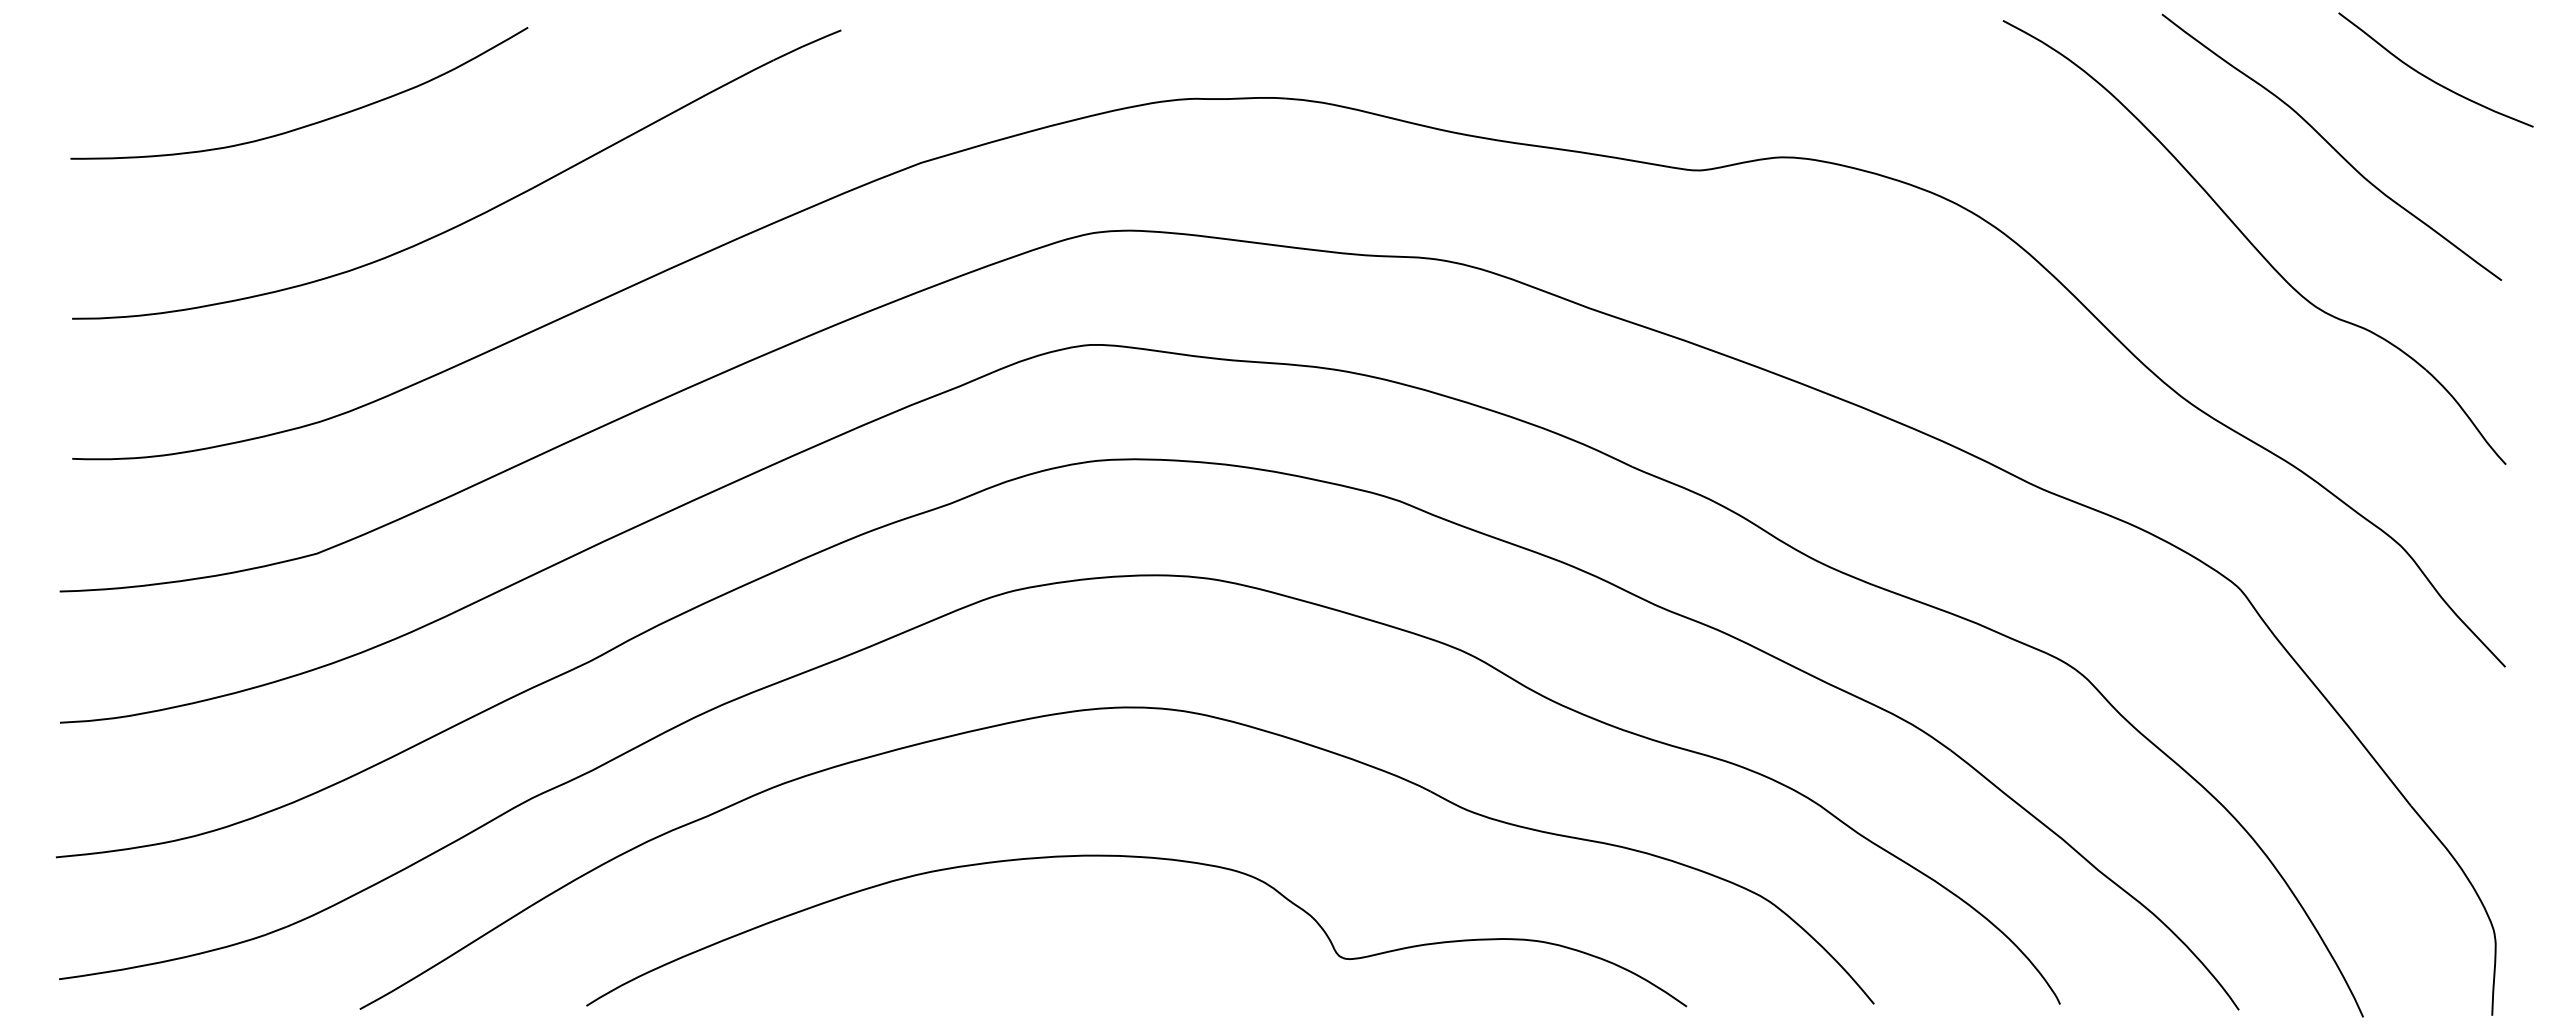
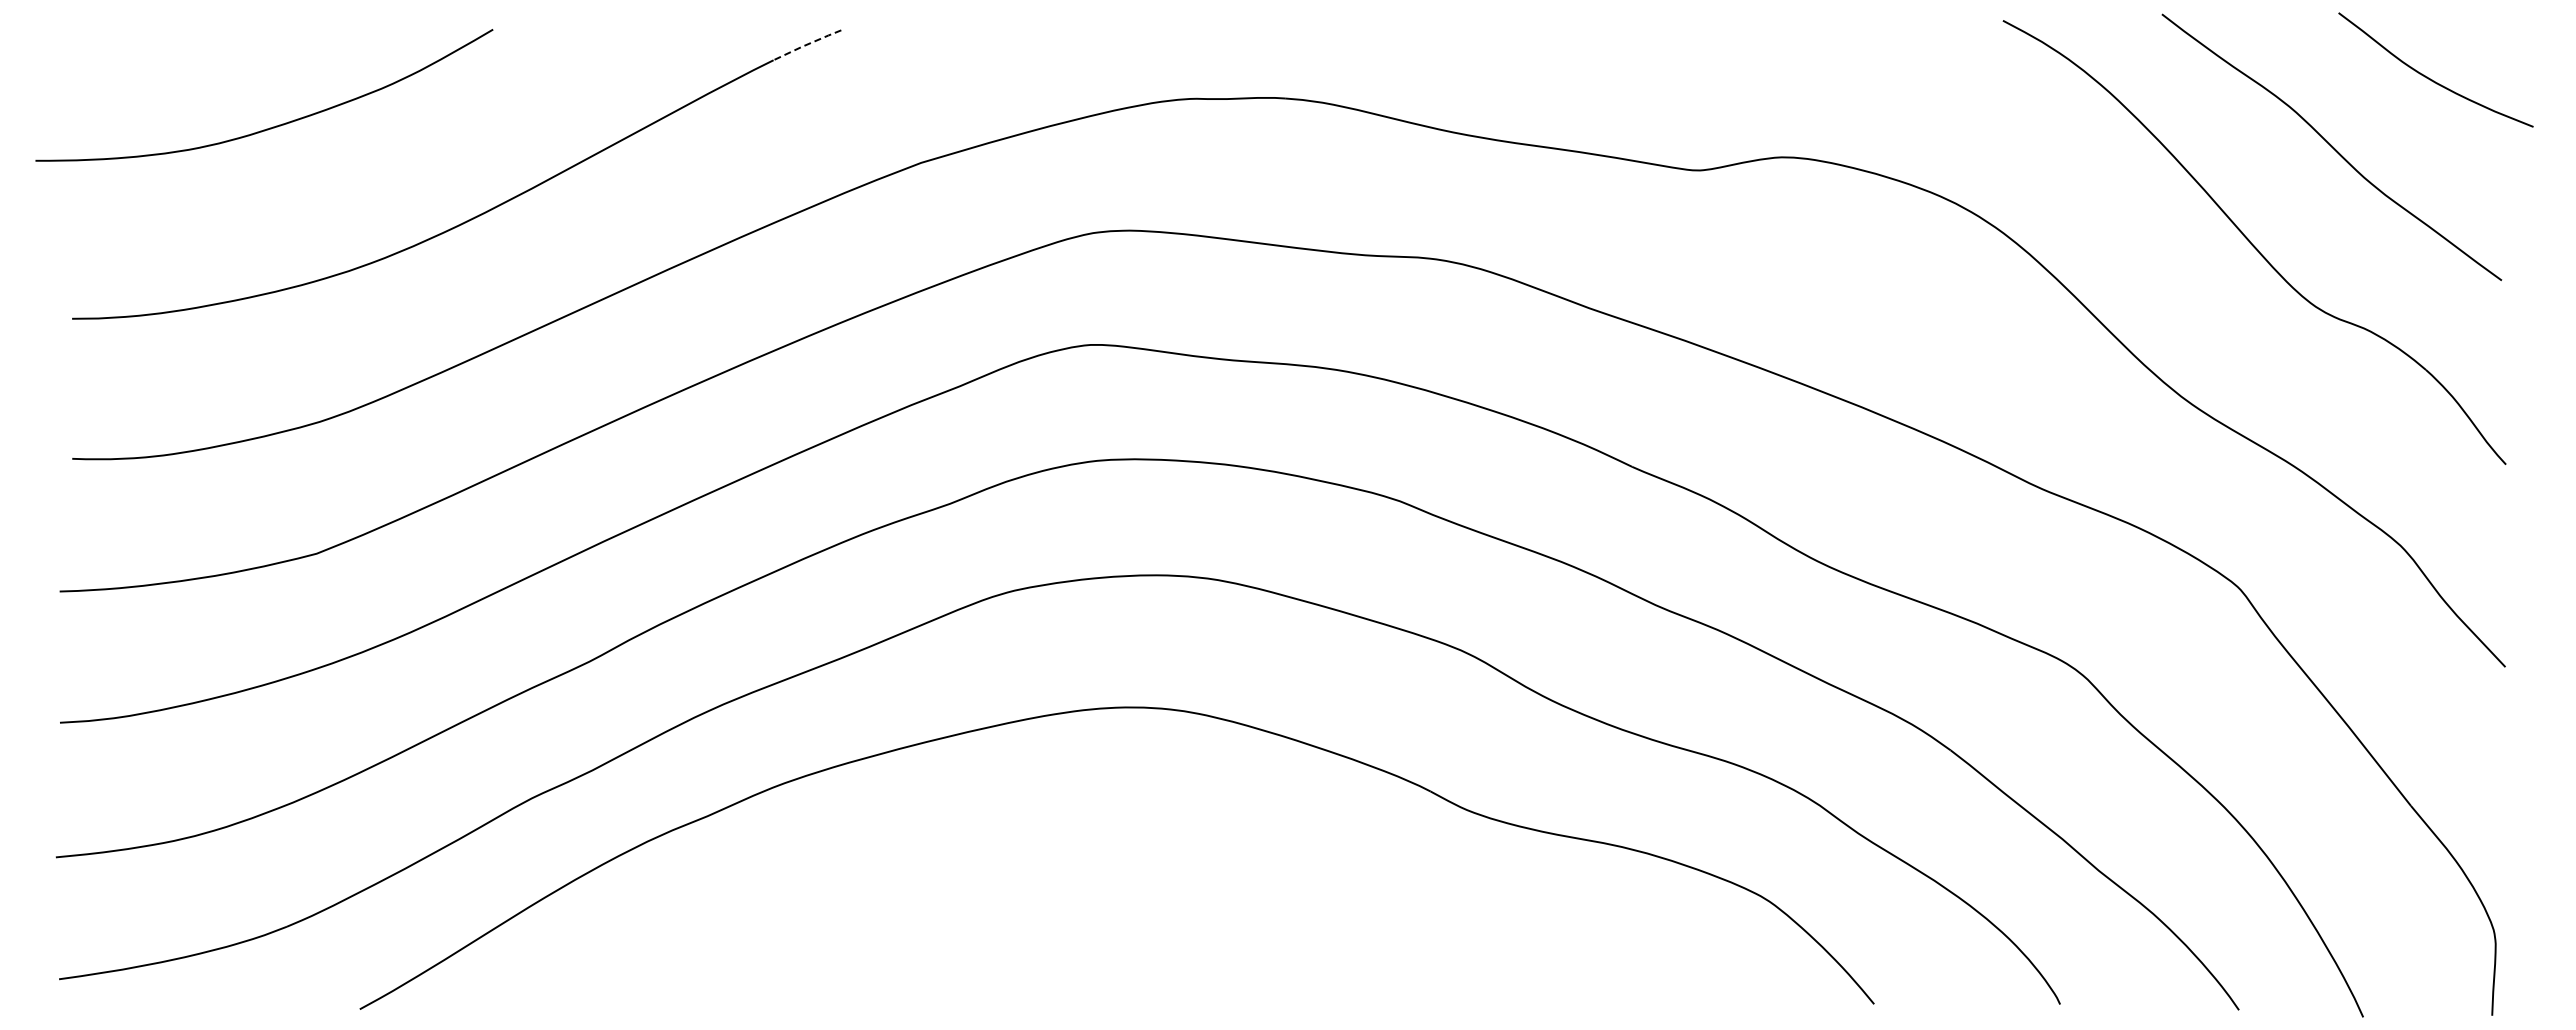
line: solid -> dashed (807, 44)
curve position: (308, 124) -> (273, 126) (273, 126)
curve: present -> none (1142, 858)
